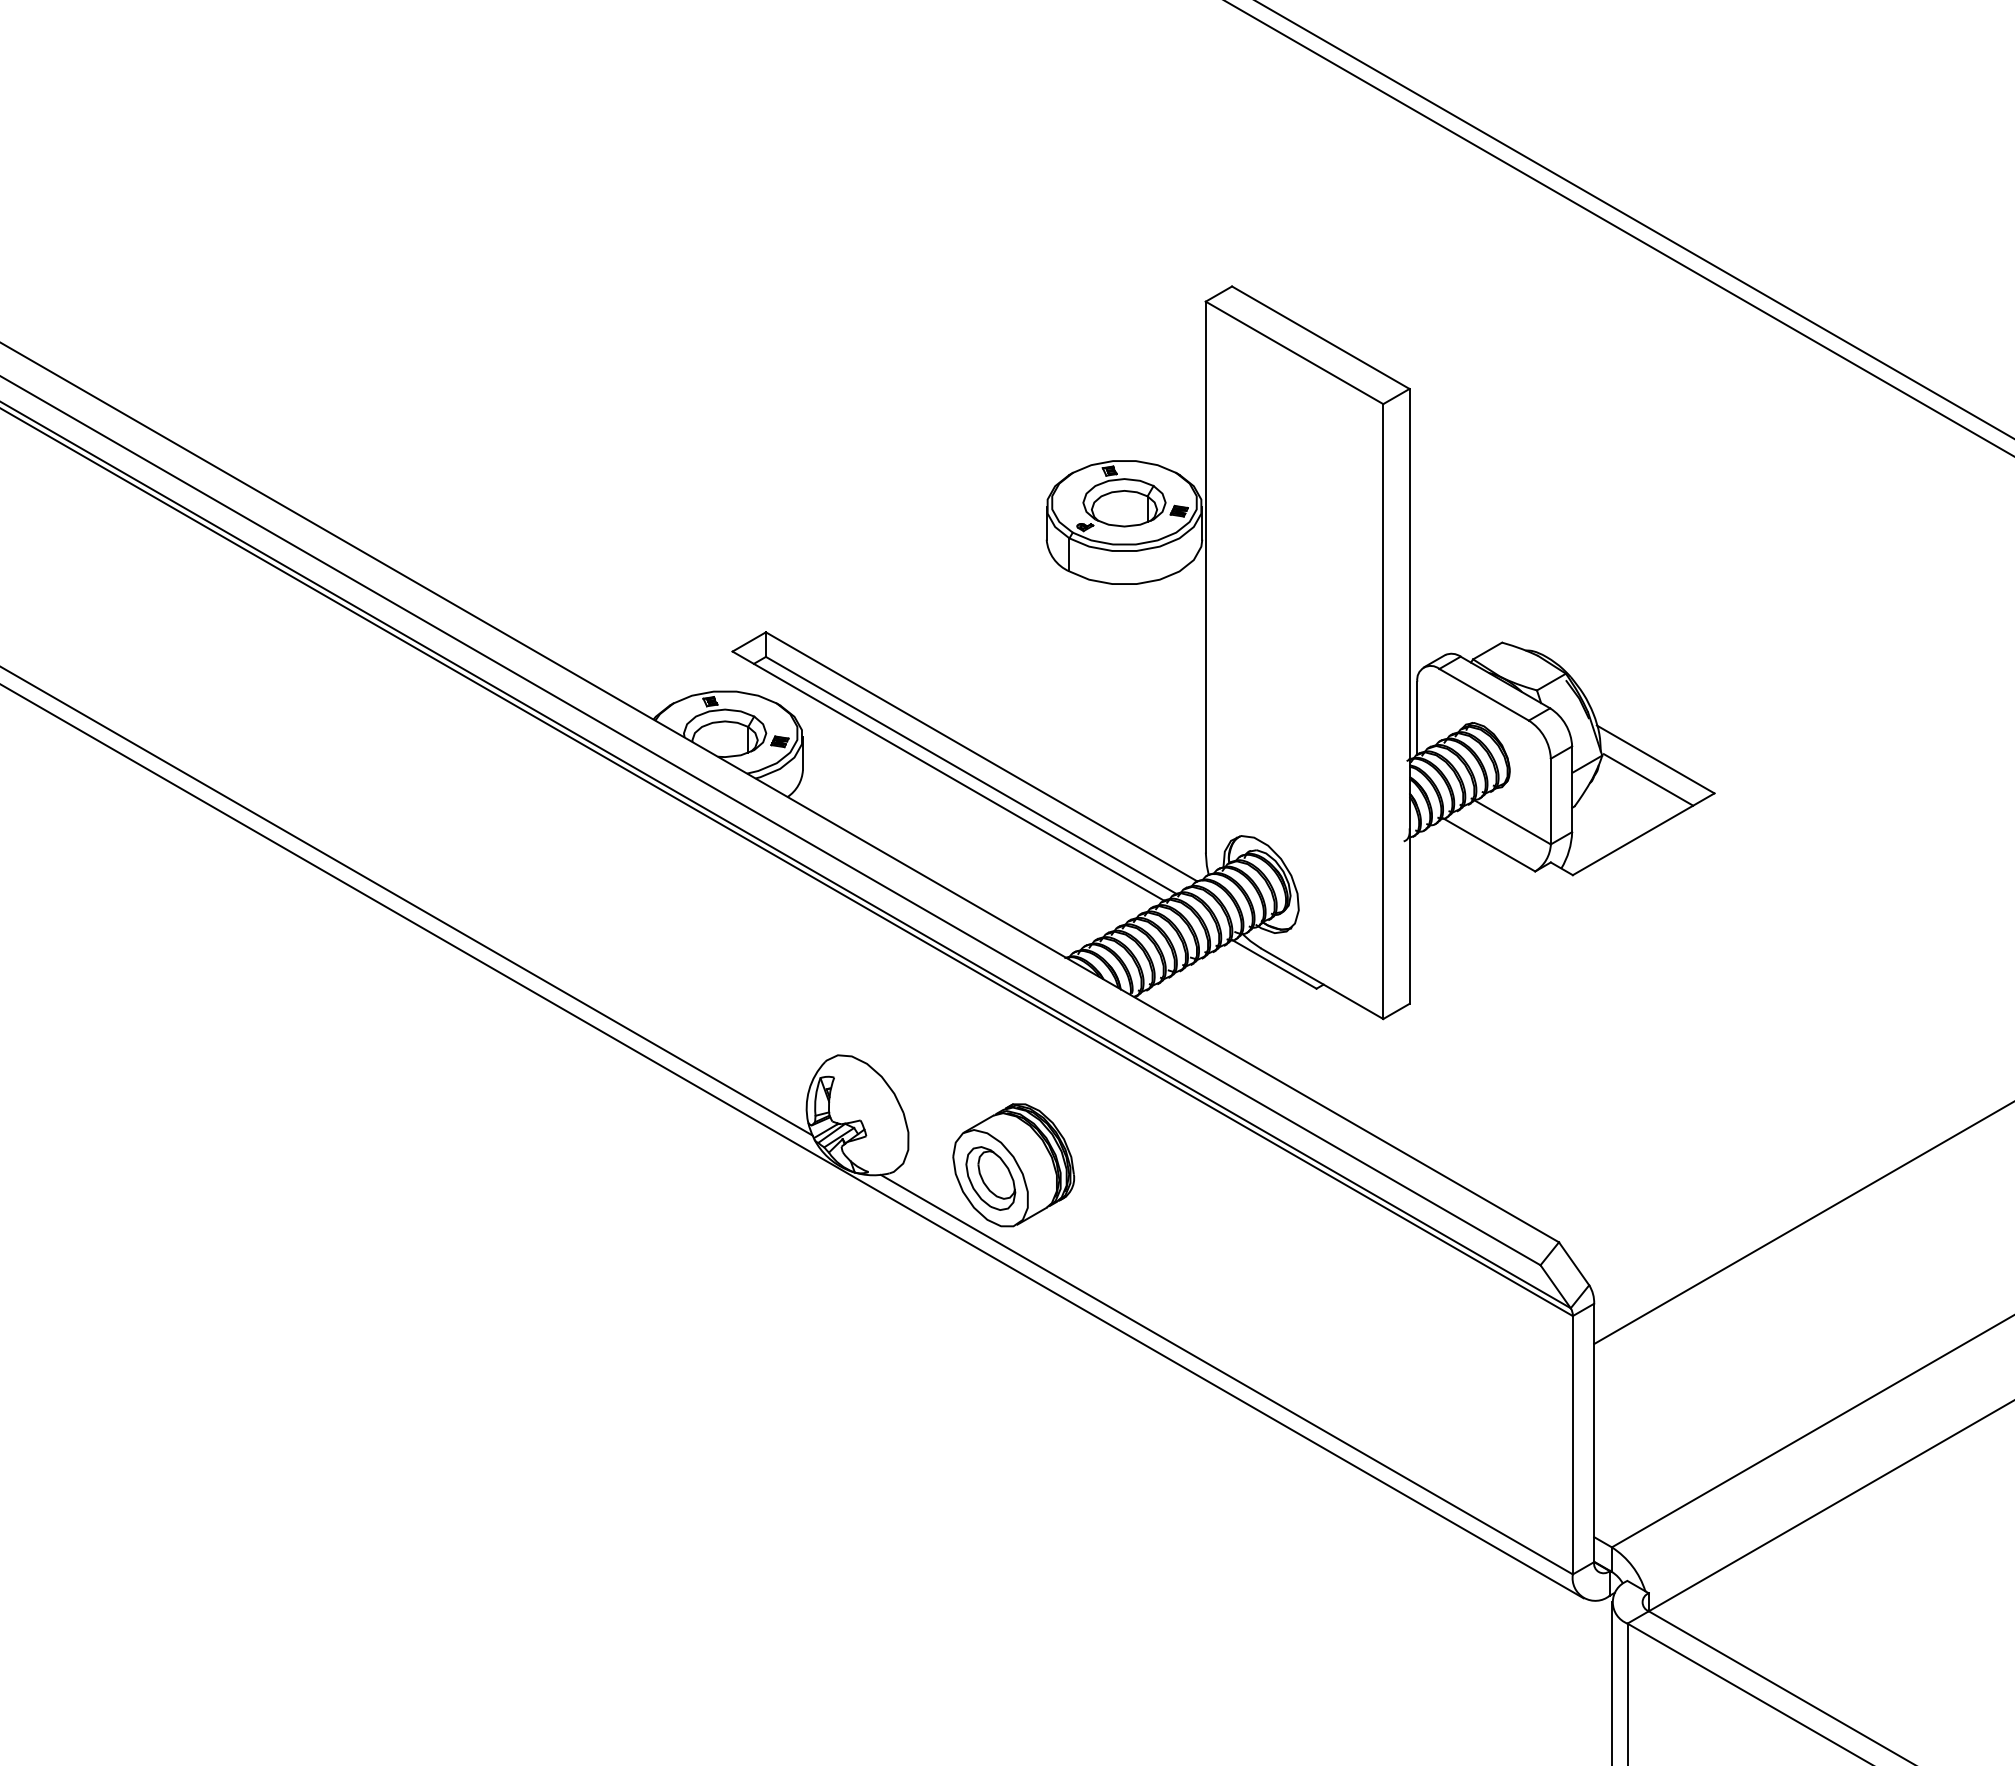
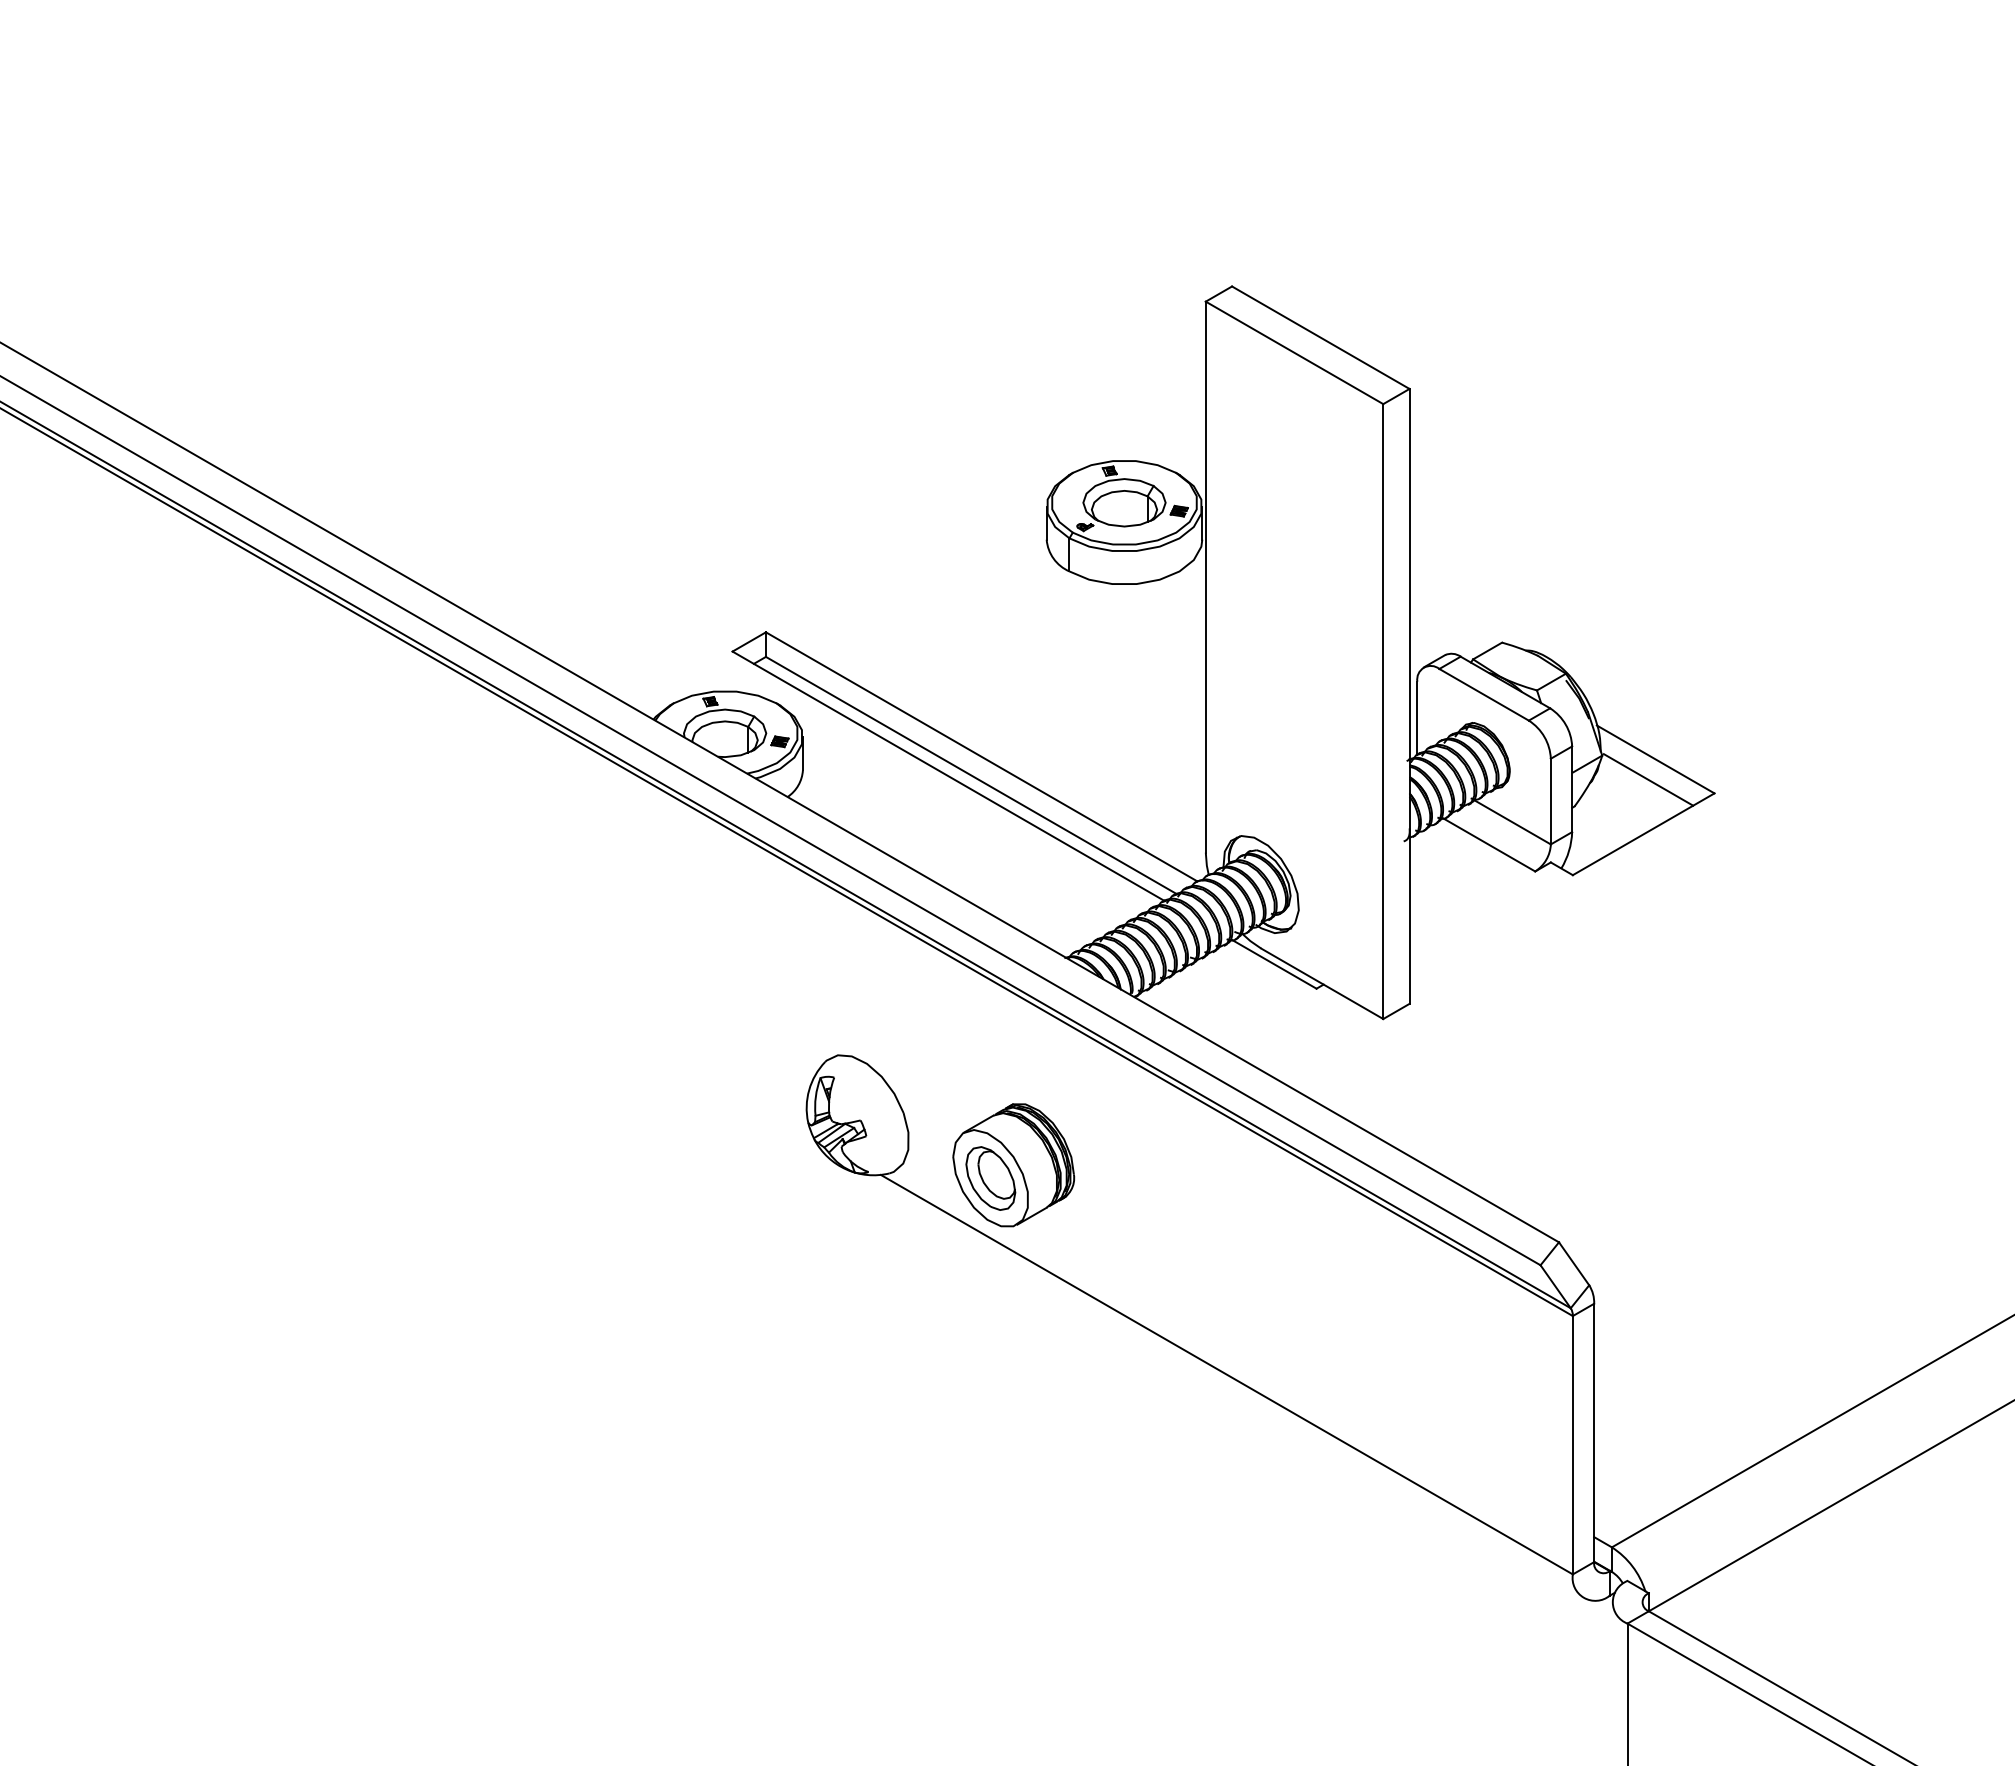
line: present -> none (1634, 219)
line: present -> none (1618, 228)
line: present -> none (407, 901)
line: present -> none (792, 1141)
line: present -> none (1802, 1223)
line: present -> none (1612, 1682)
